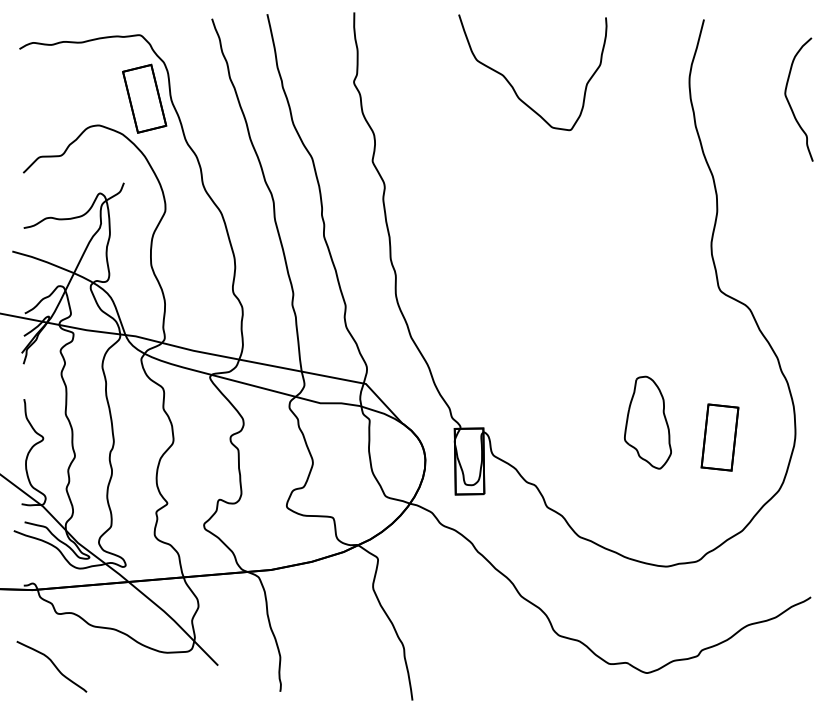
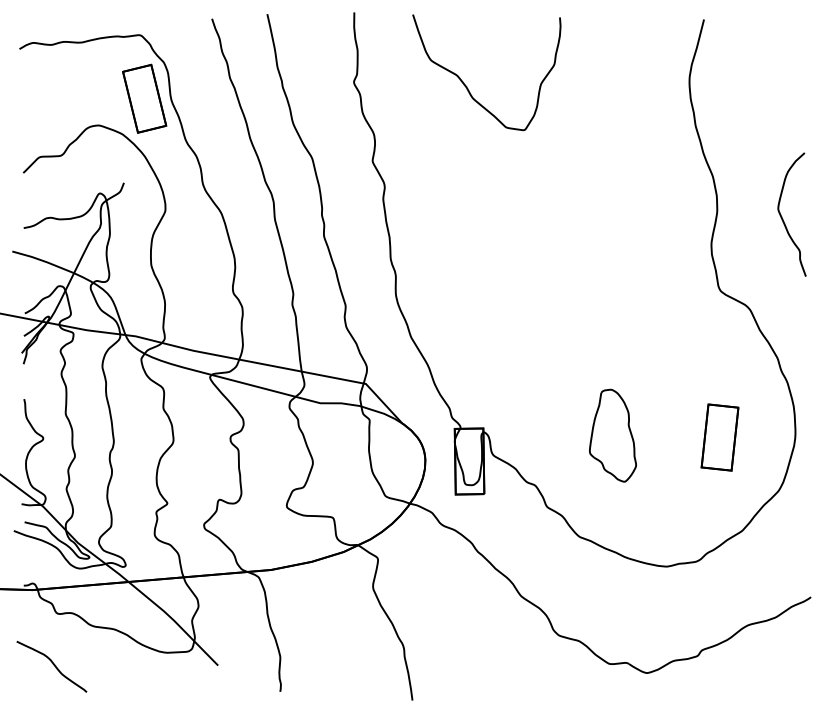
curve position: (513, 86) -> (467, 86) (467, 86)
curve position: (789, 101) -> (782, 216) (782, 216)
part position: (647, 422) -> (612, 435) (612, 435)
